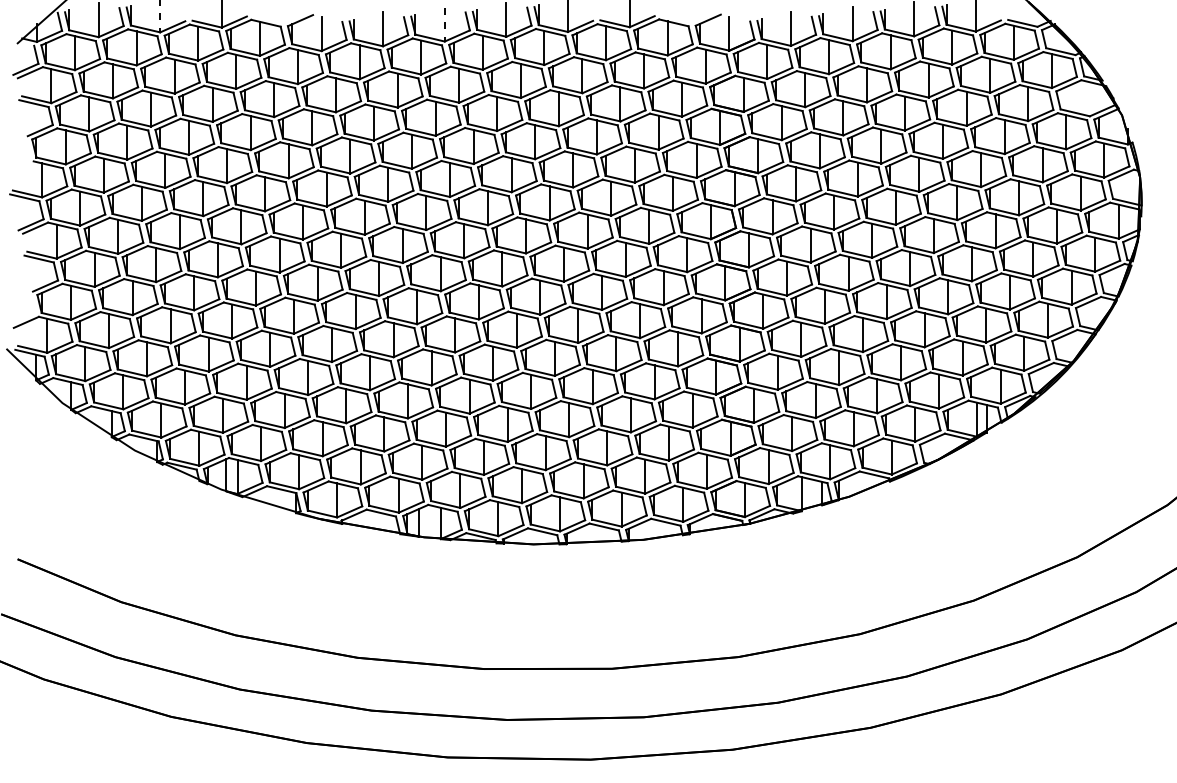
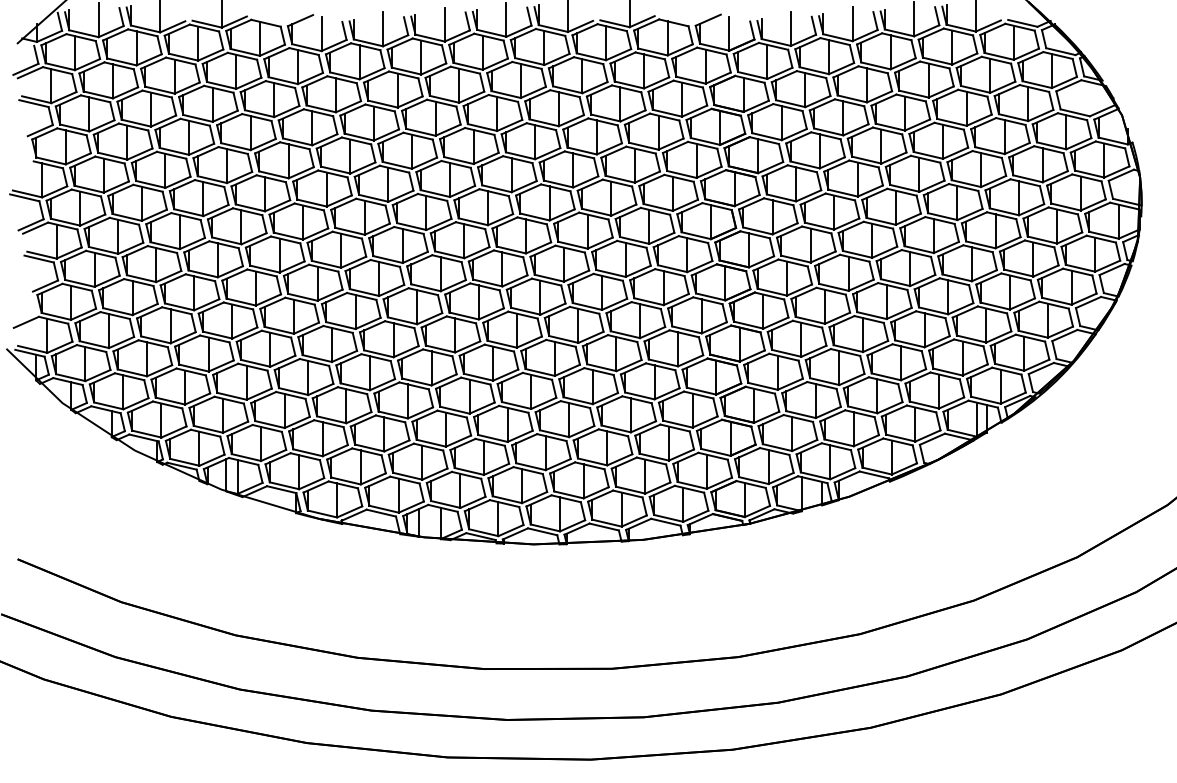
line: dashed -> solid (160, 16)
line: dashed -> solid (444, 25)
